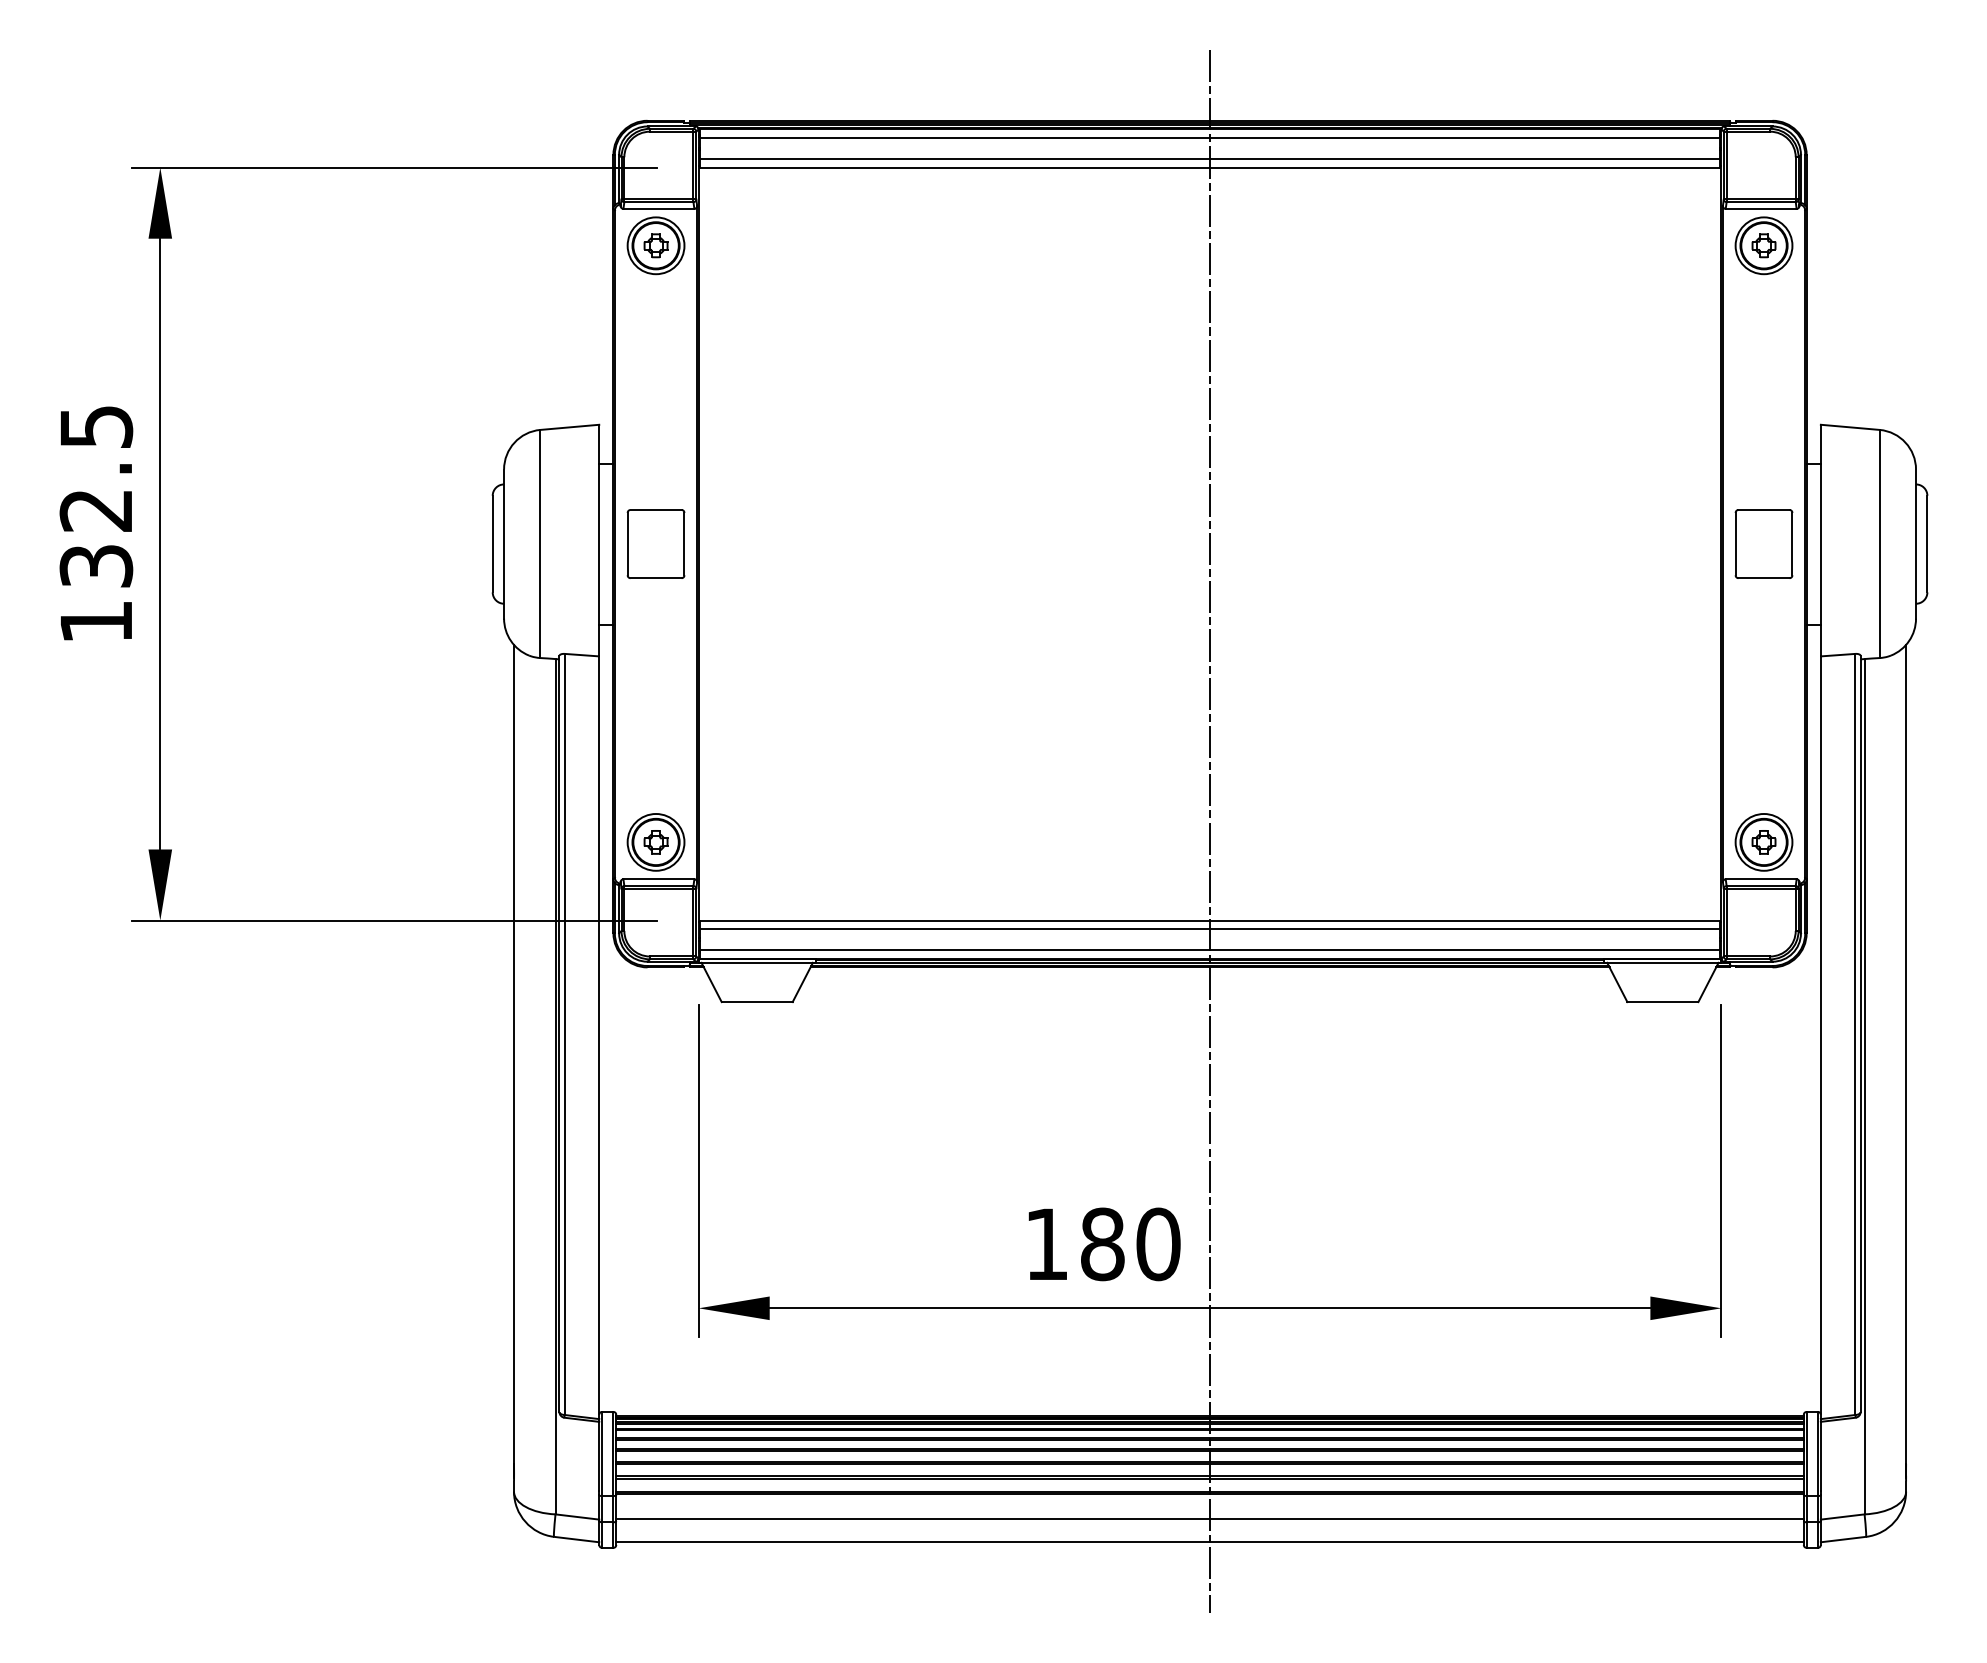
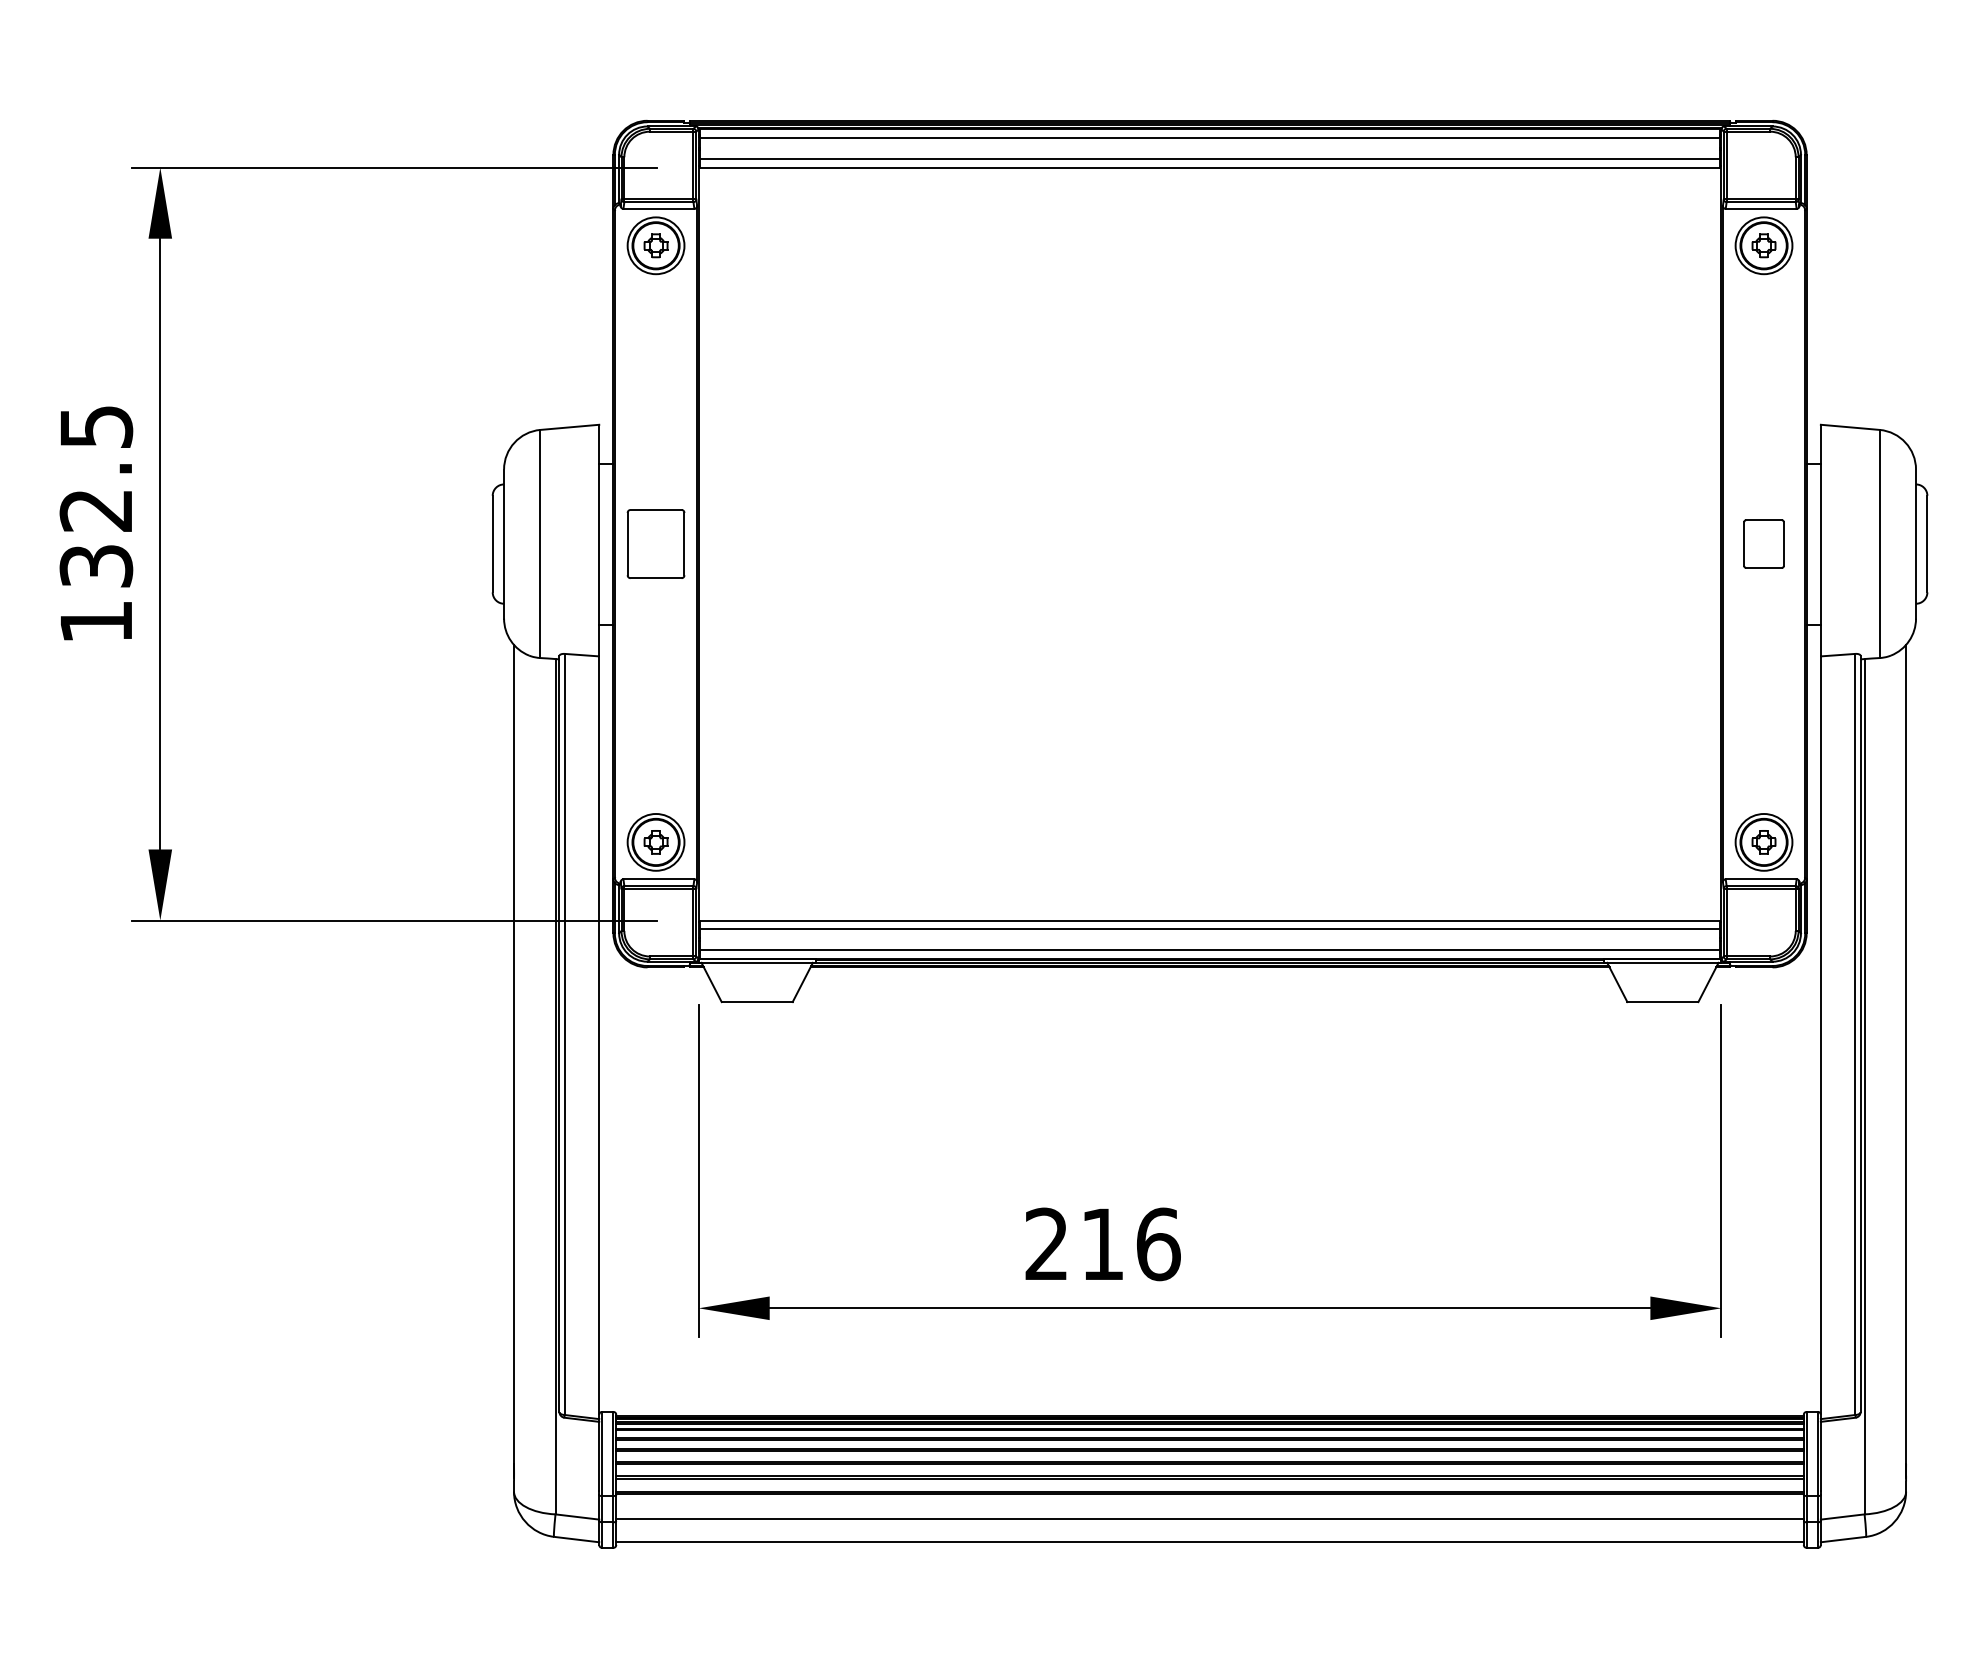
part size: 60x70 px -> 42x50 px (1763, 543)
line: present -> none (1210, 831)
text: 180 -> 216 (1102, 1244)
